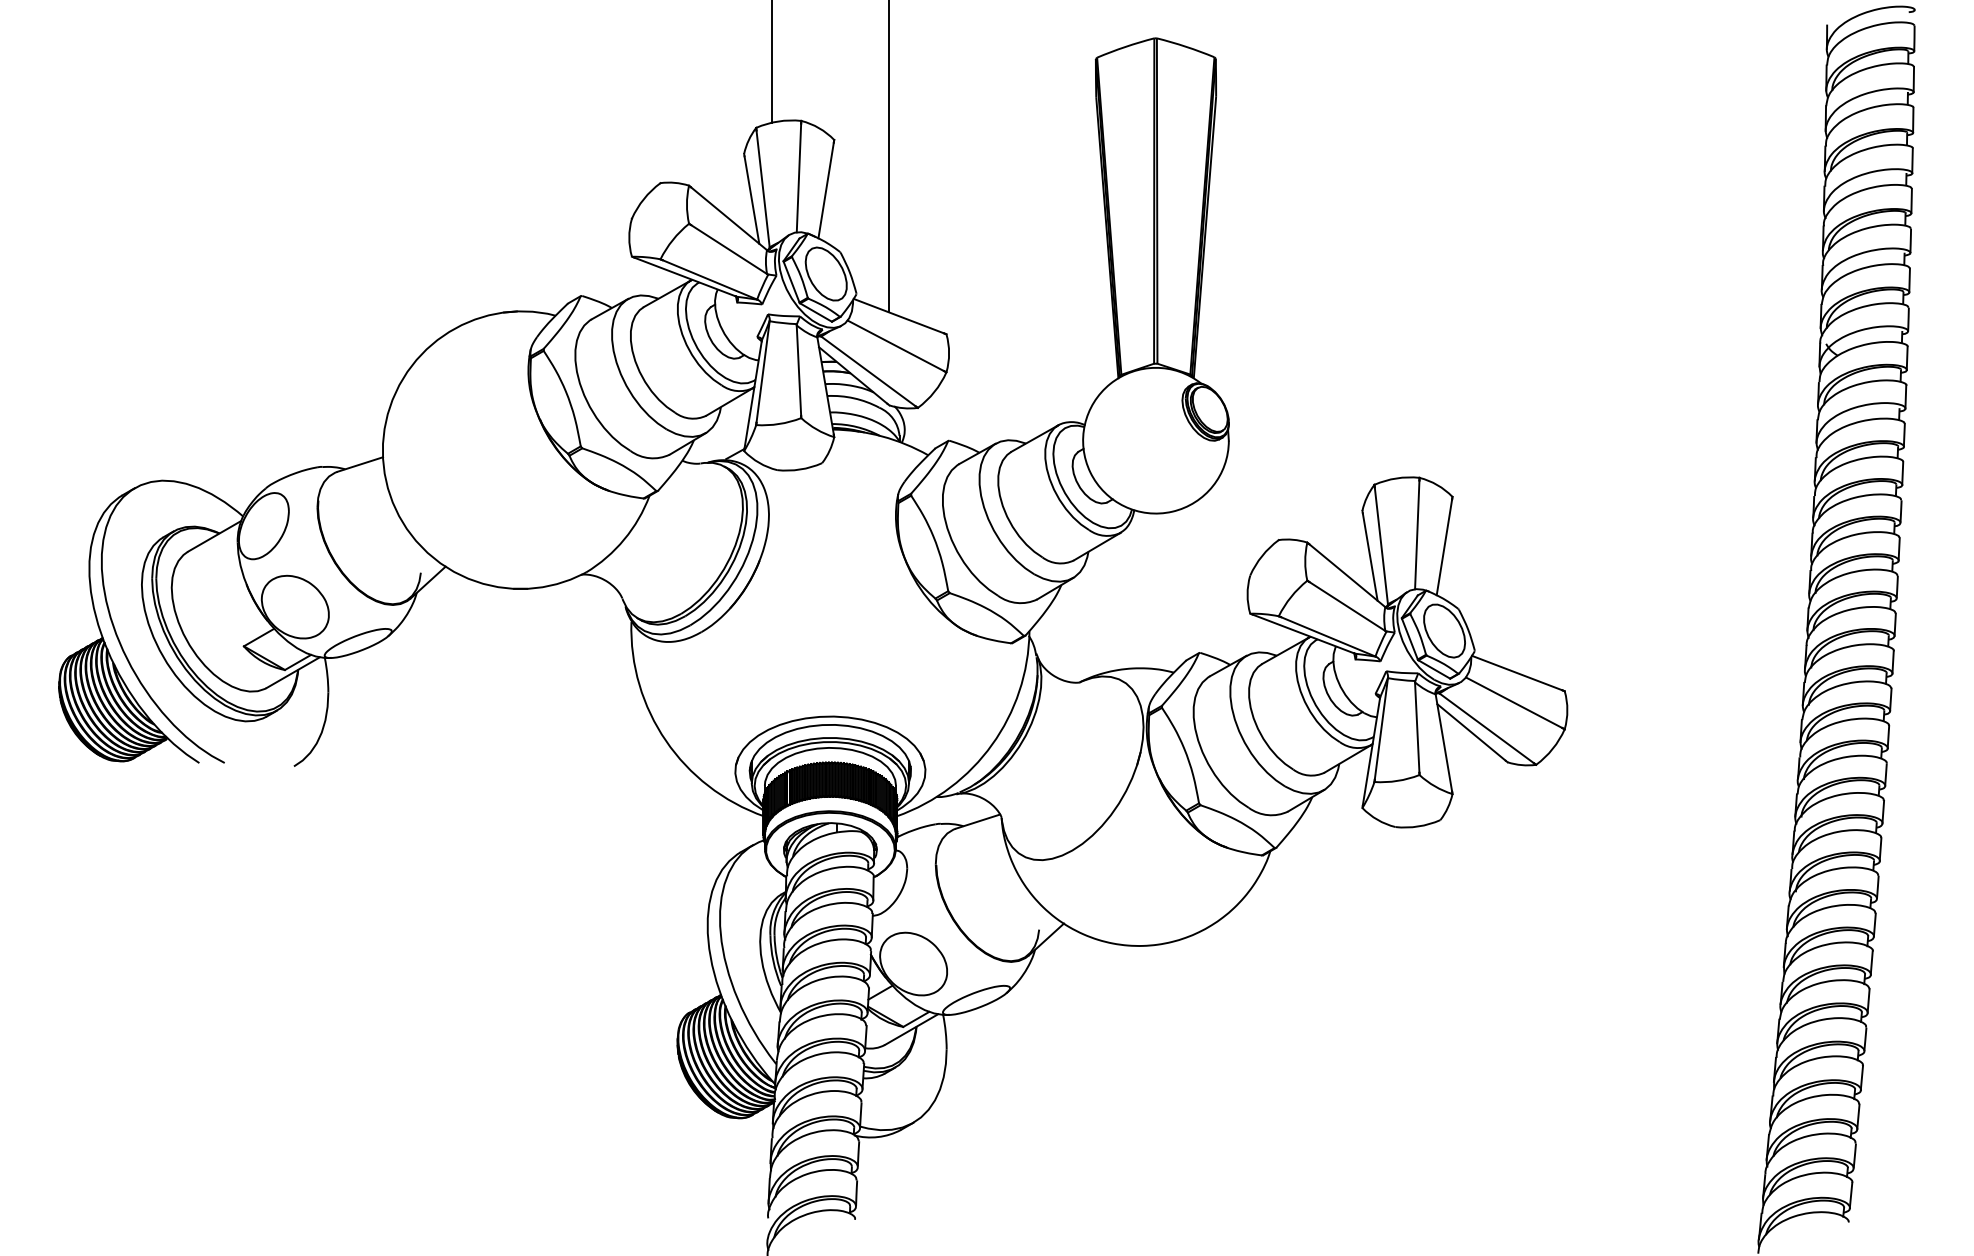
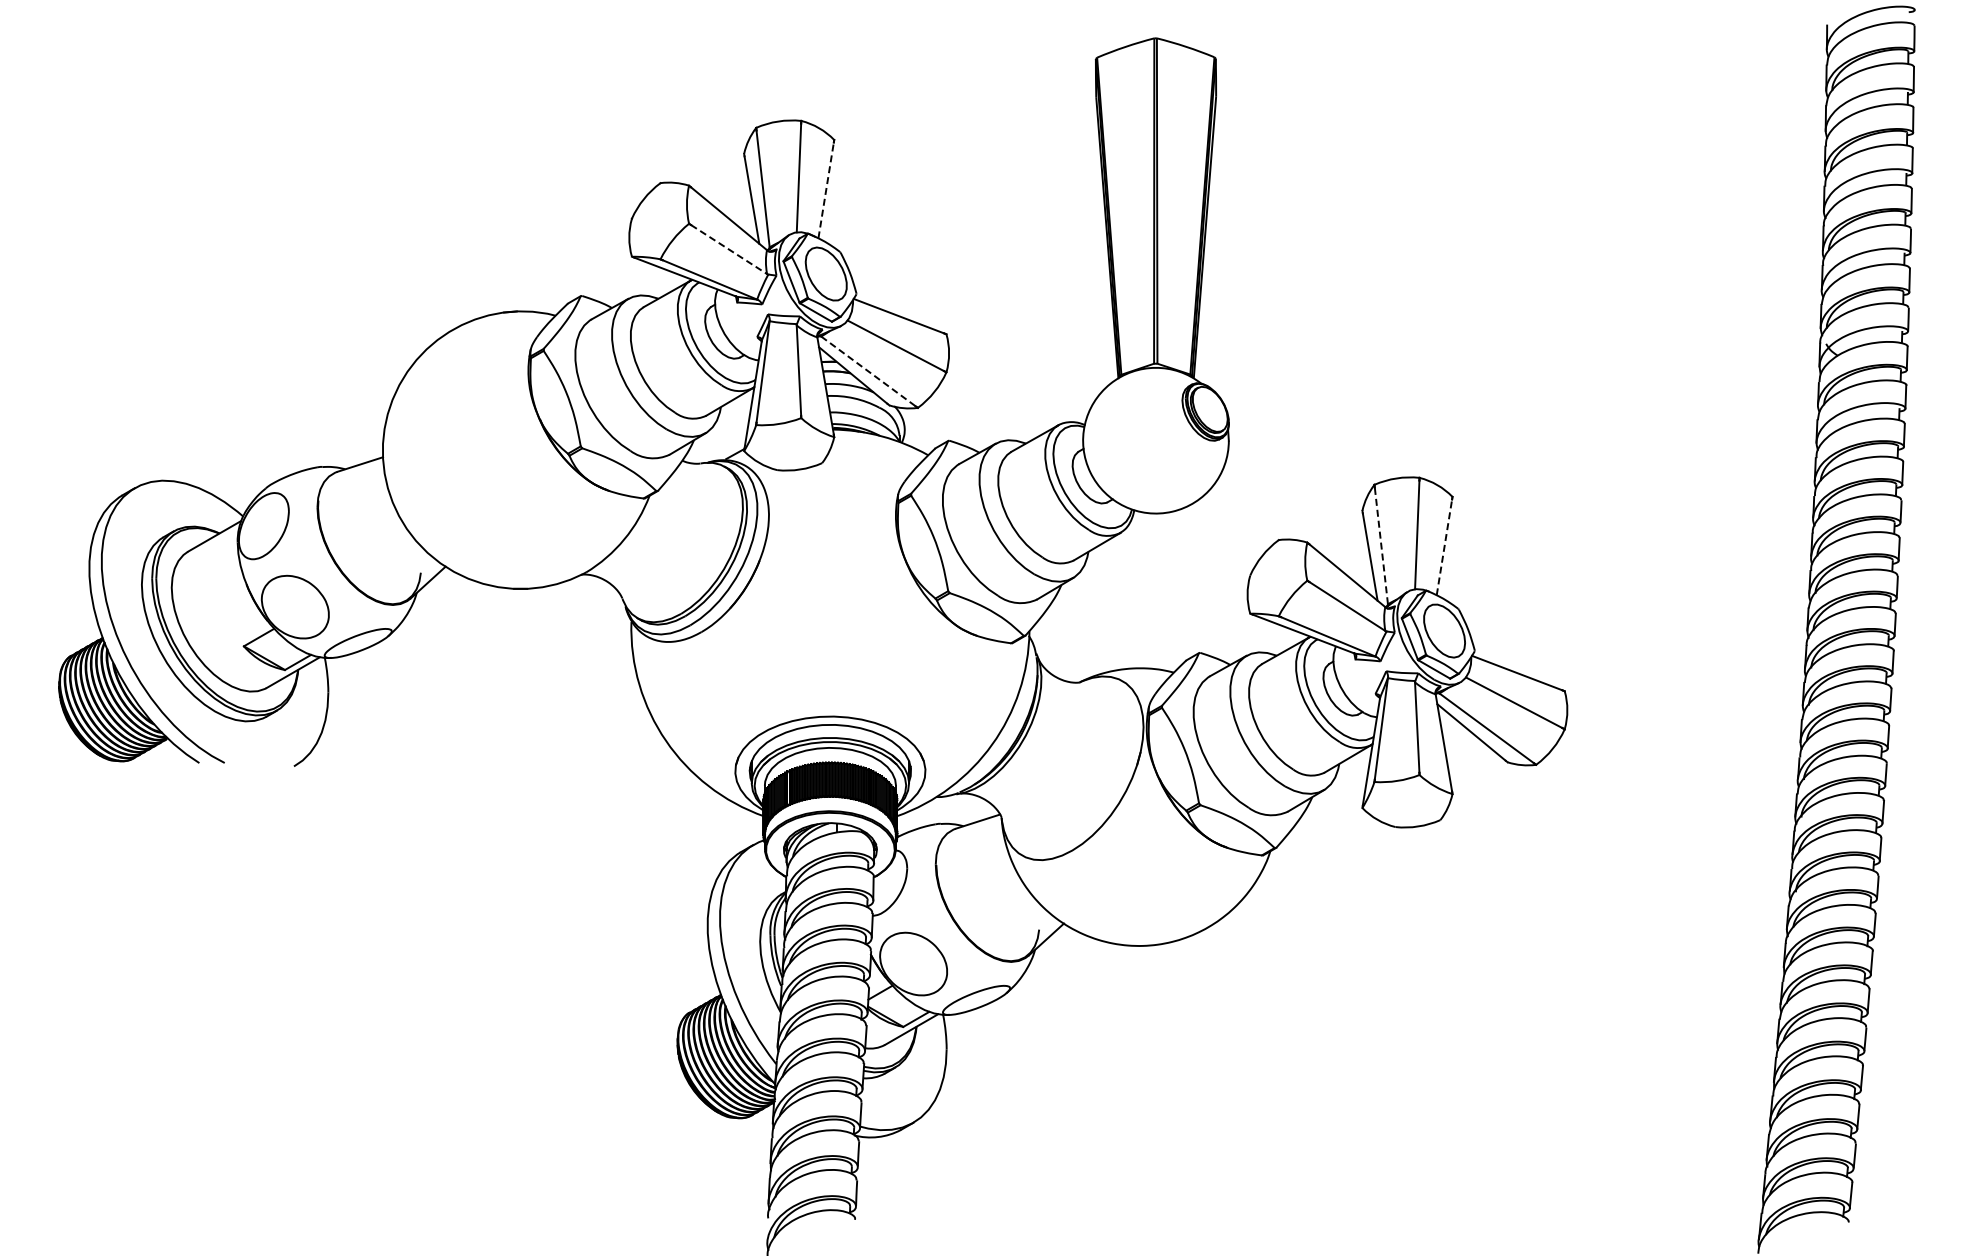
line: present -> none (772, 62)
line: present -> none (888, 157)
line: solid -> dashed (826, 190)
line: solid -> dashed (729, 249)
line: solid -> dashed (868, 371)
line: solid -> dashed (1381, 545)
line: solid -> dashed (1444, 547)
